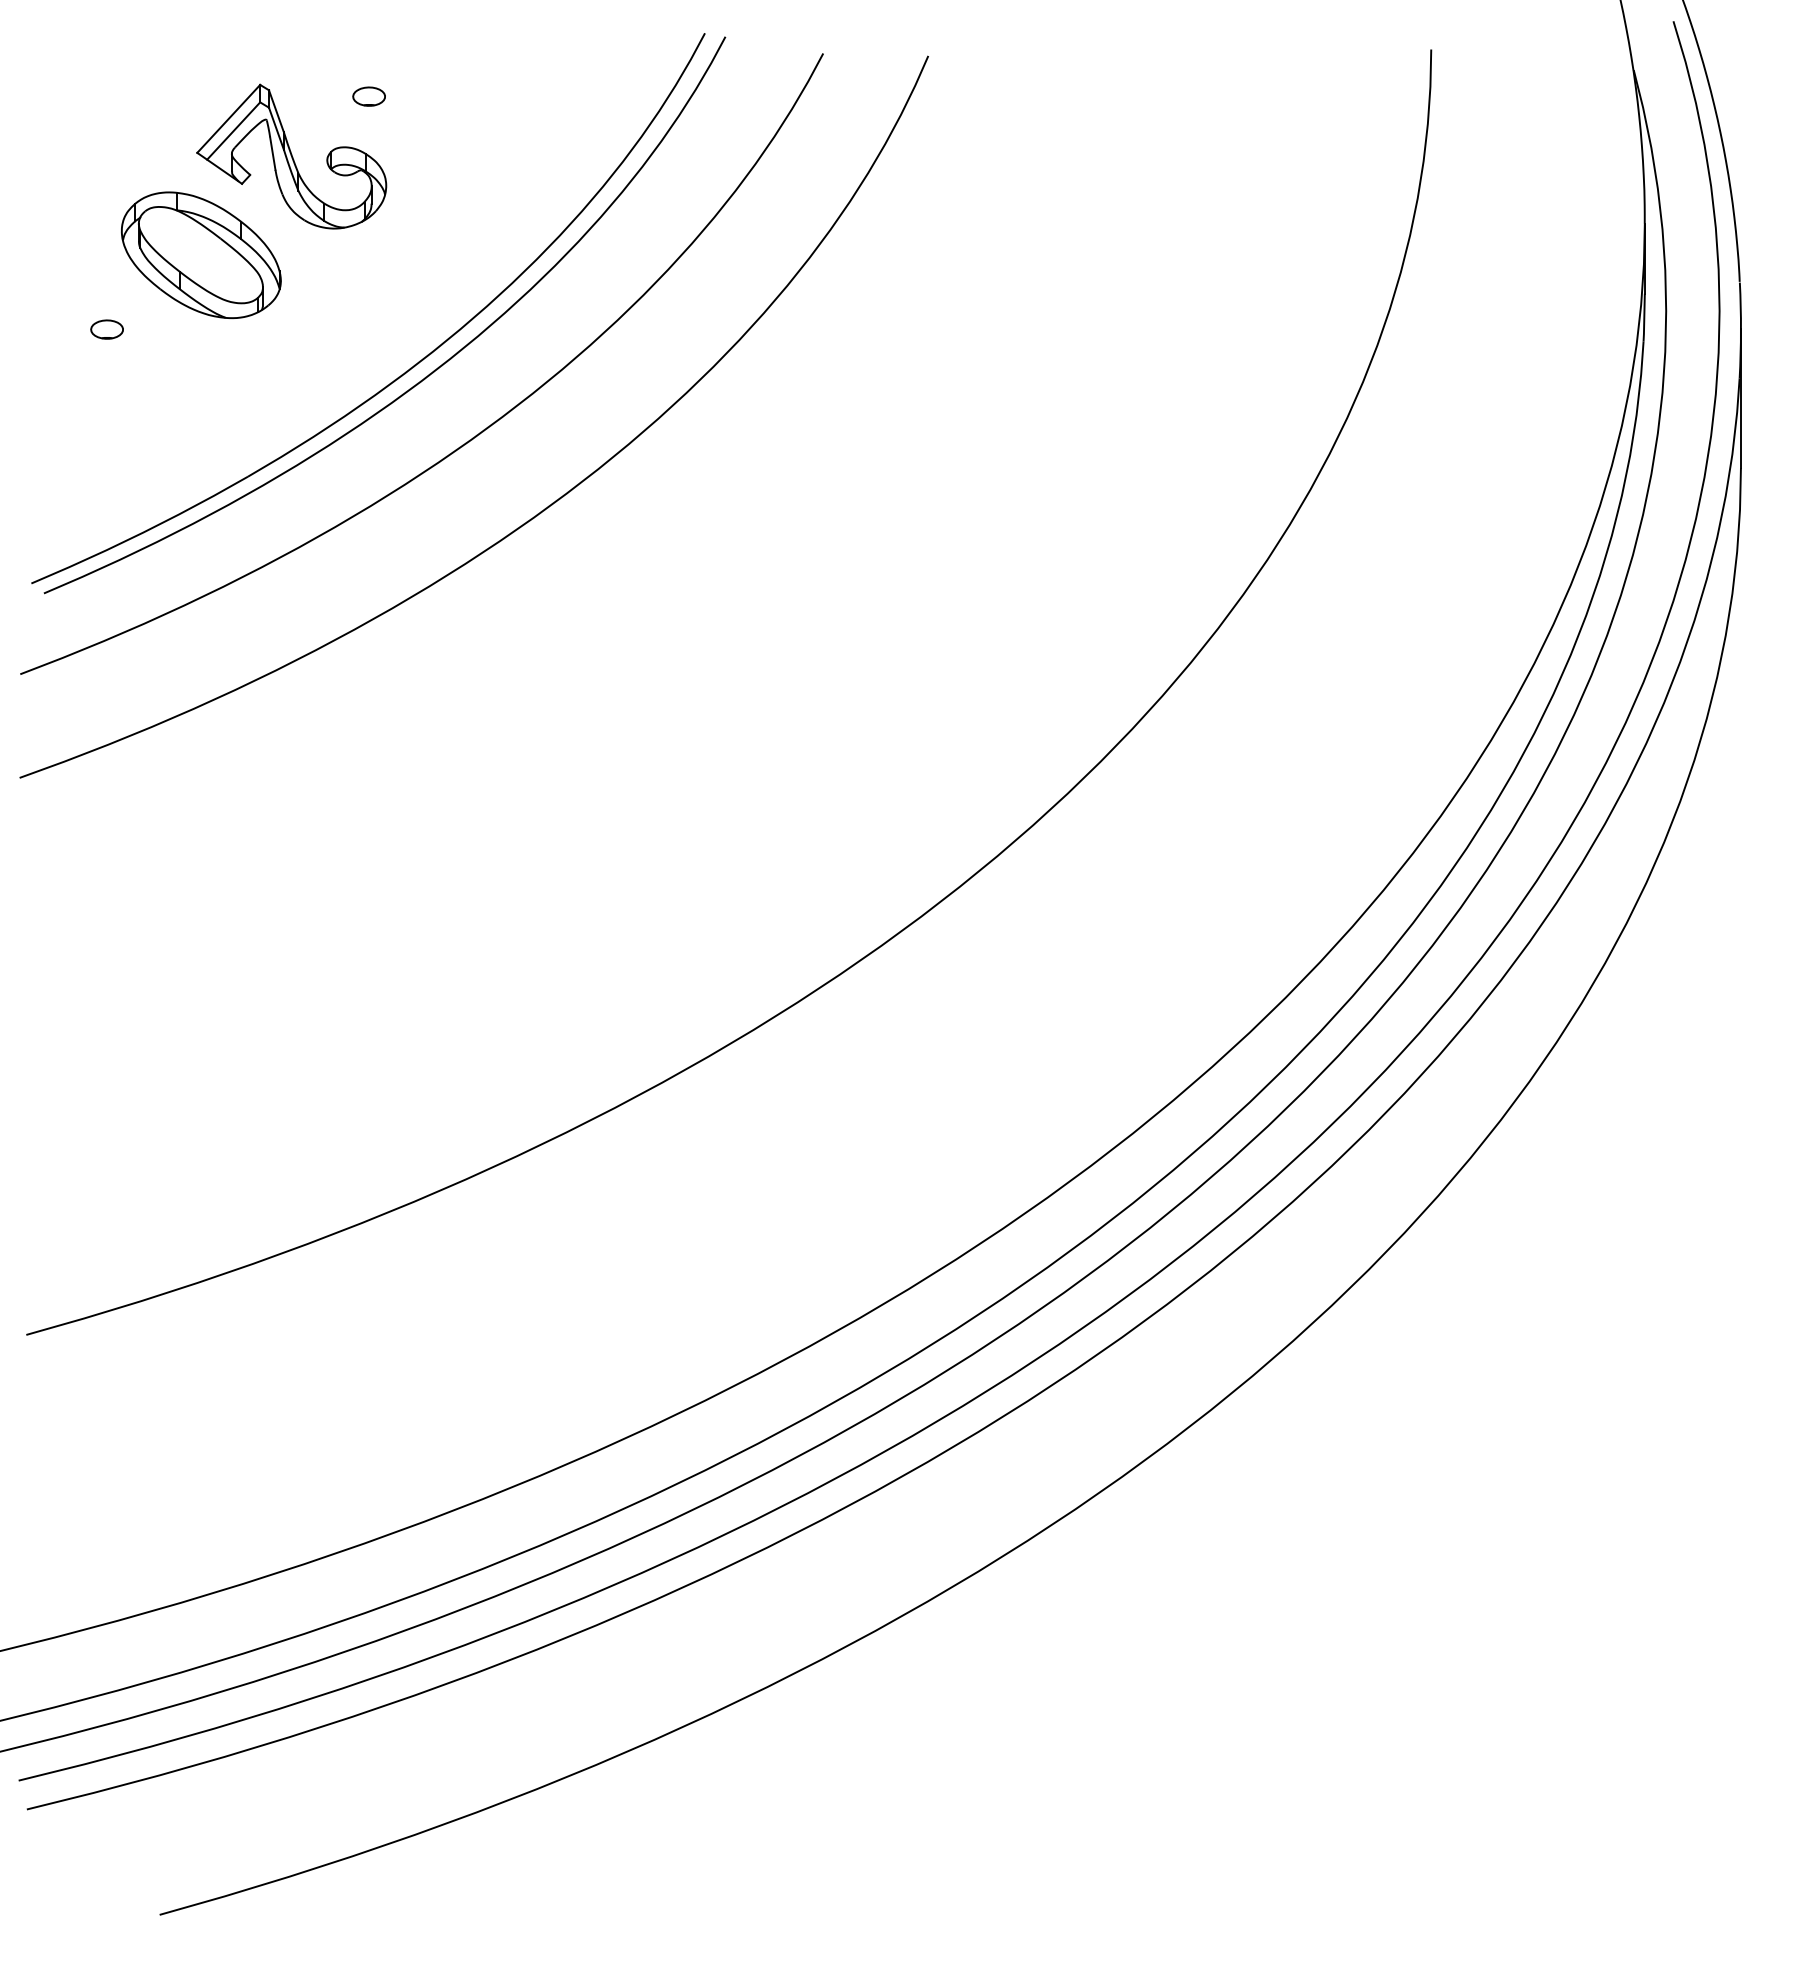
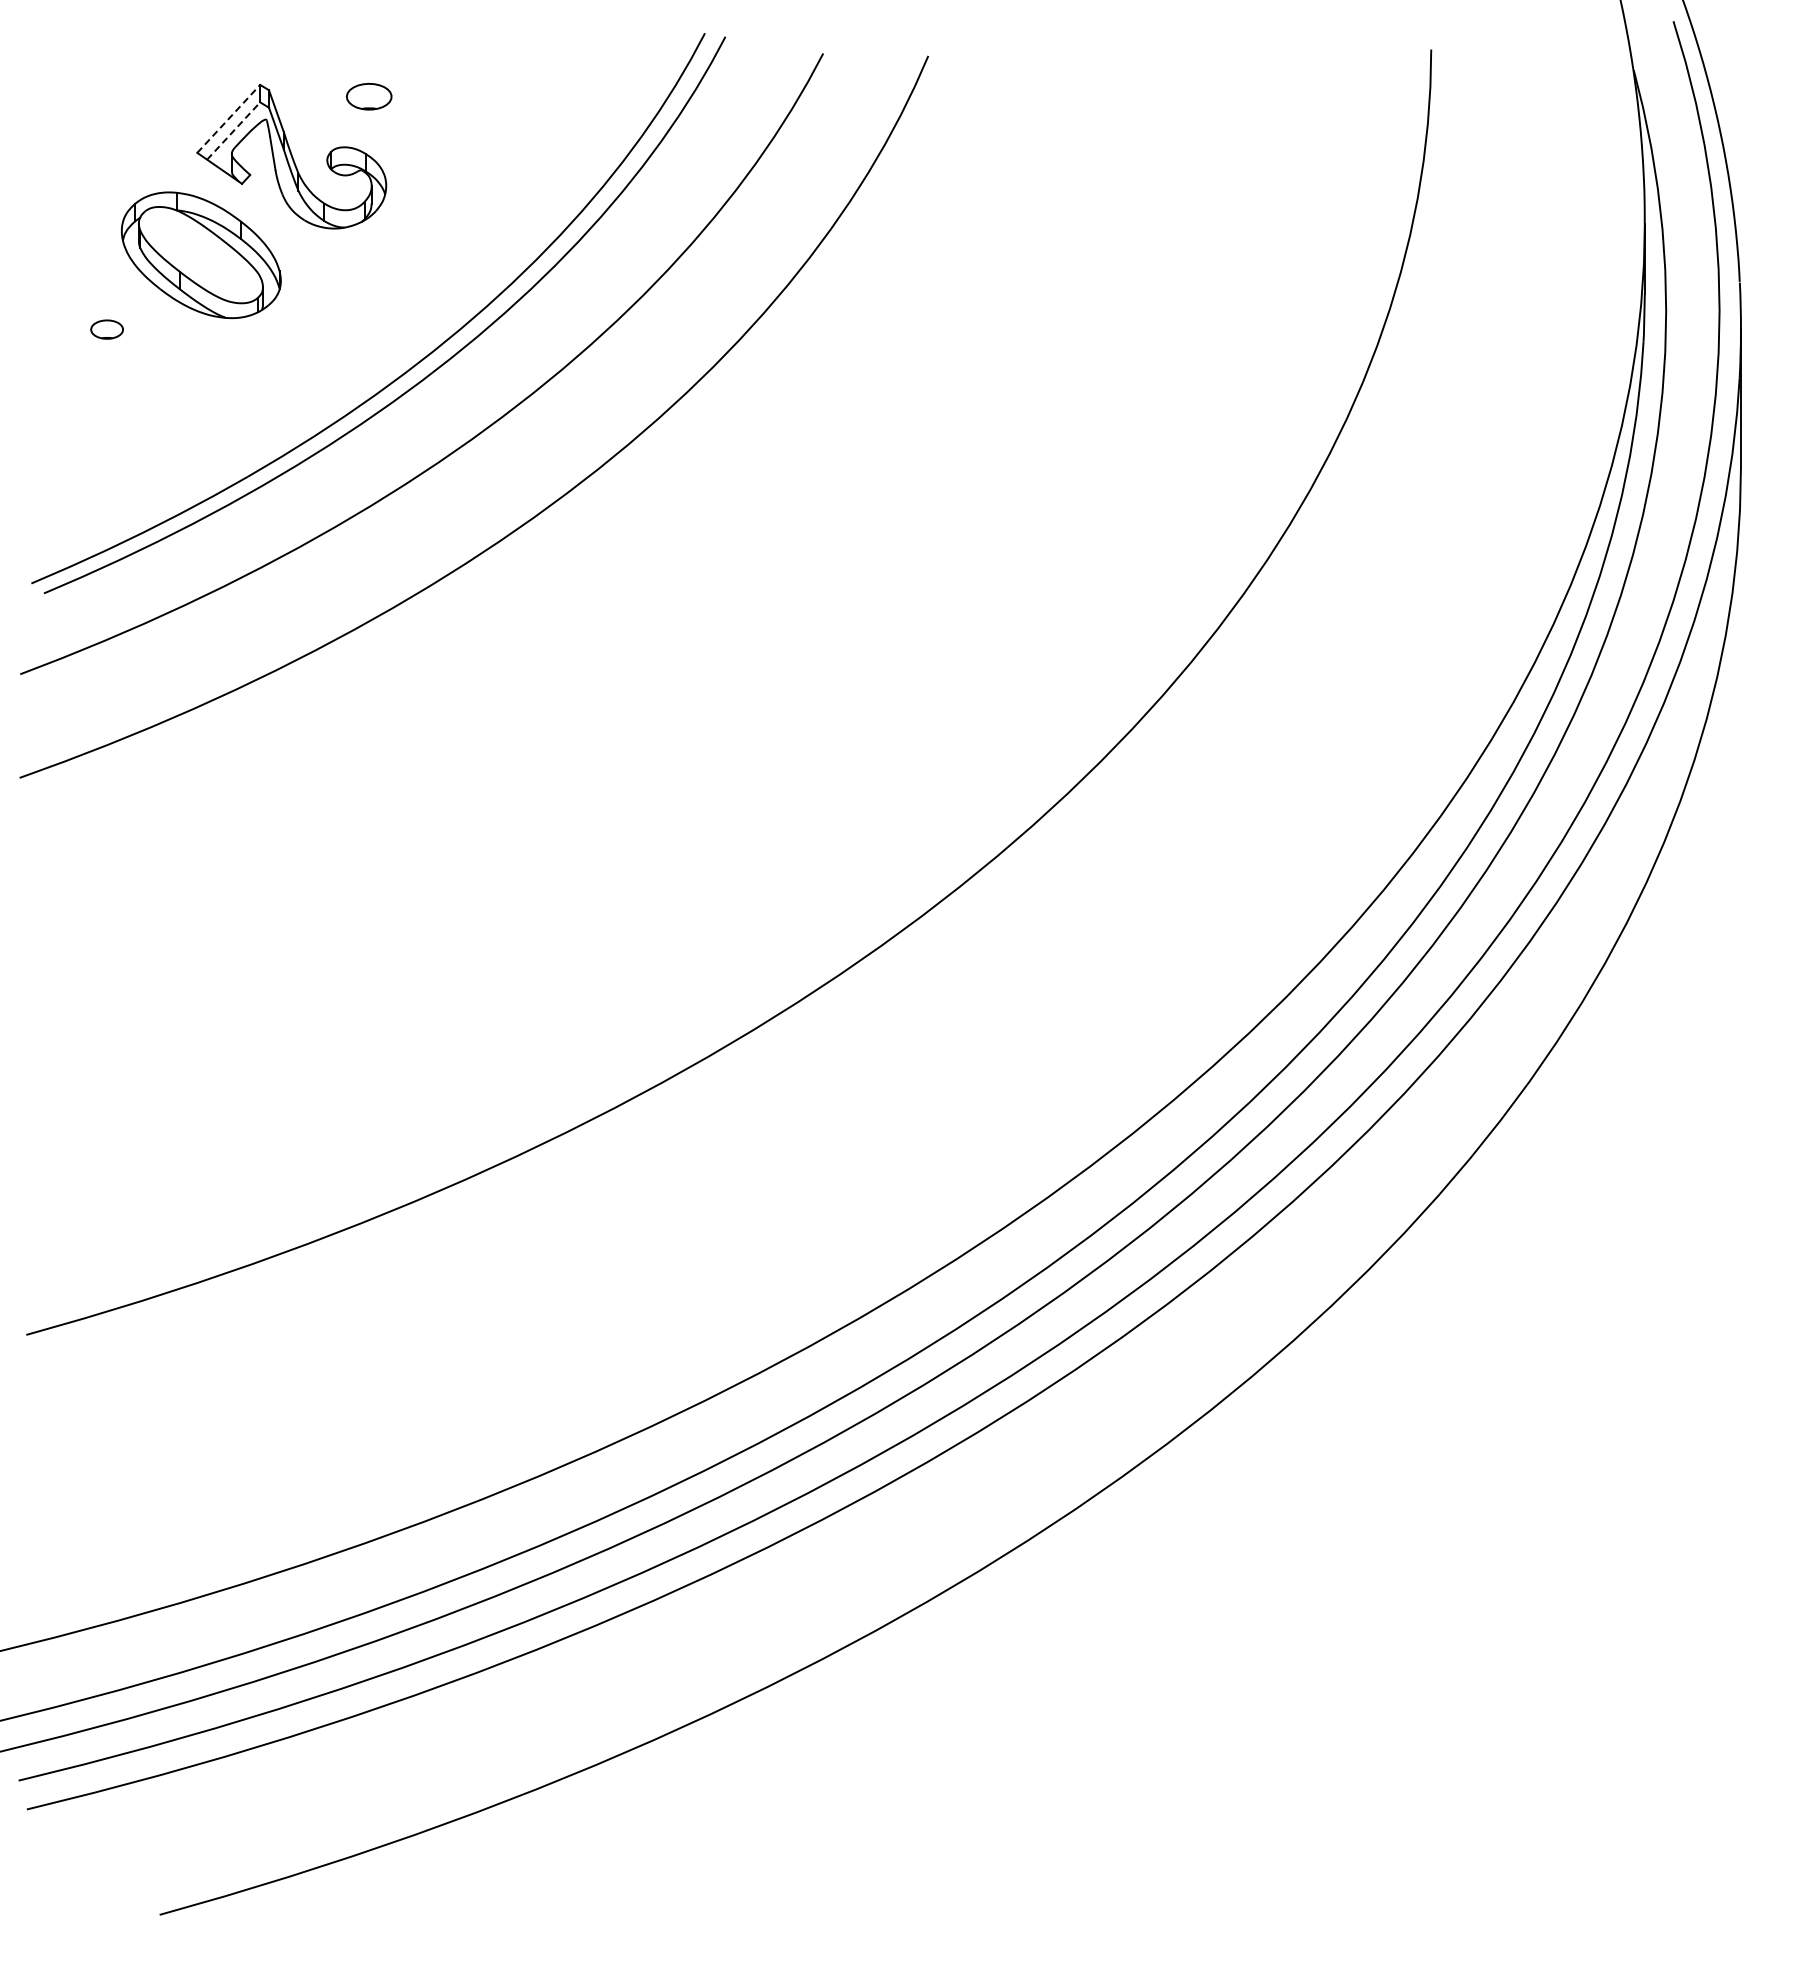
part size: 34x21 px -> 47x29 px (369, 96)
line: solid -> dashed (229, 118)
line: solid -> dashed (234, 130)
